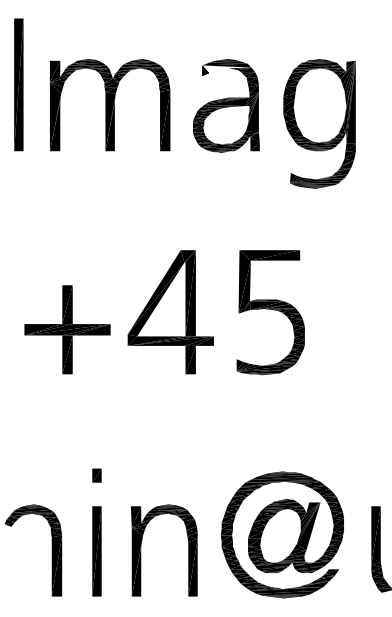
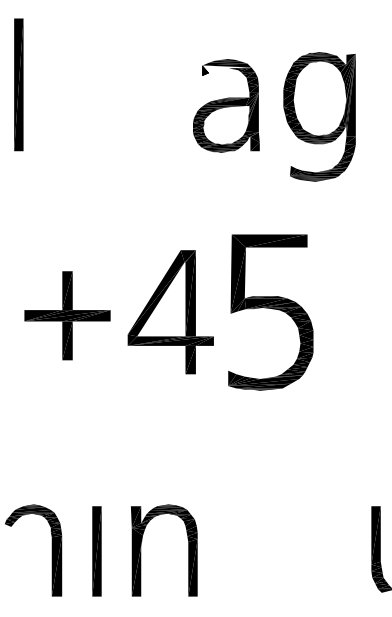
part: present -> none (110, 105)
part position: (319, 123) -> (319, 116) (319, 116)
part size: 69x126 px -> 86x157 px (270, 312)
part position: (67, 329) -> (67, 315) (67, 315)
part: present -> none (96, 475)
part: present -> none (281, 534)
